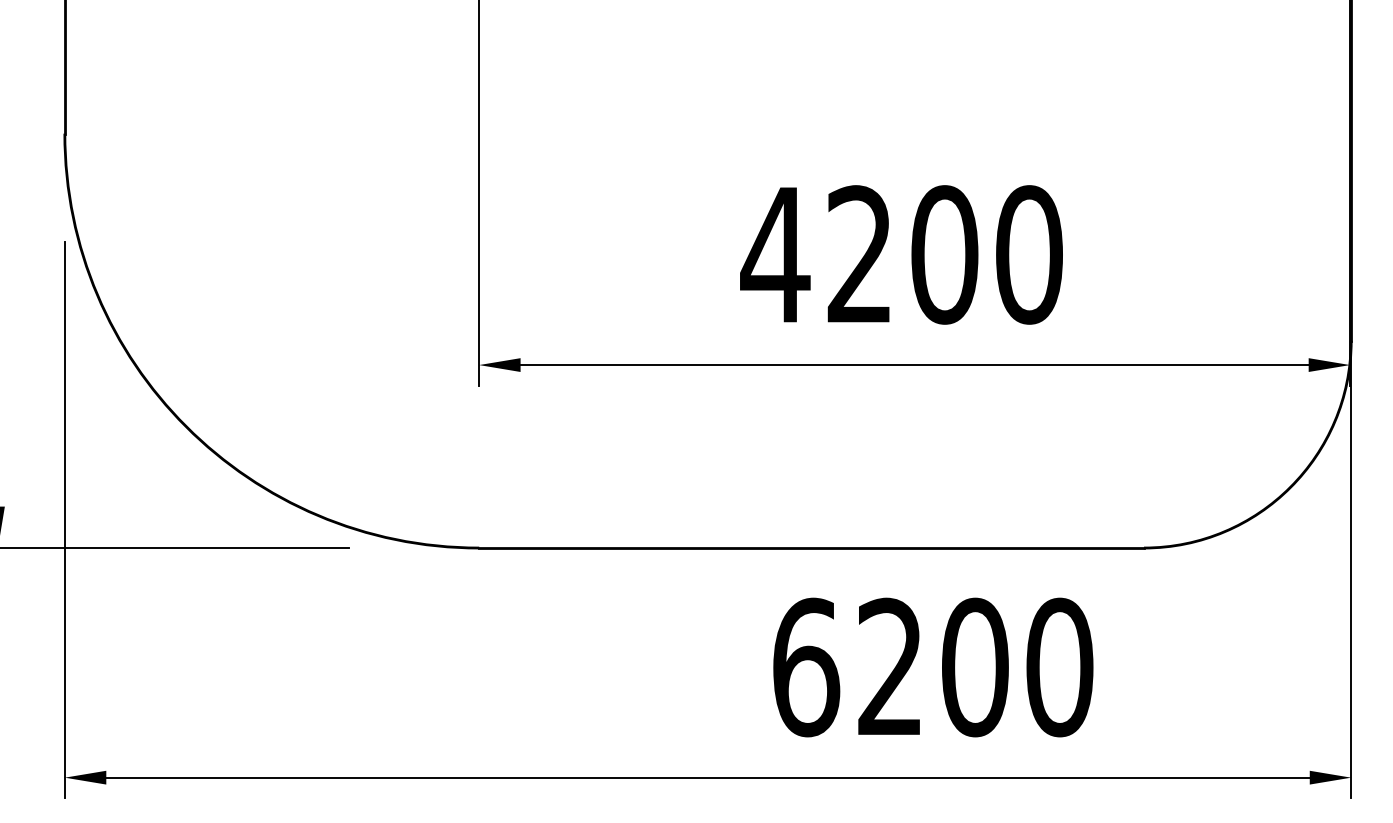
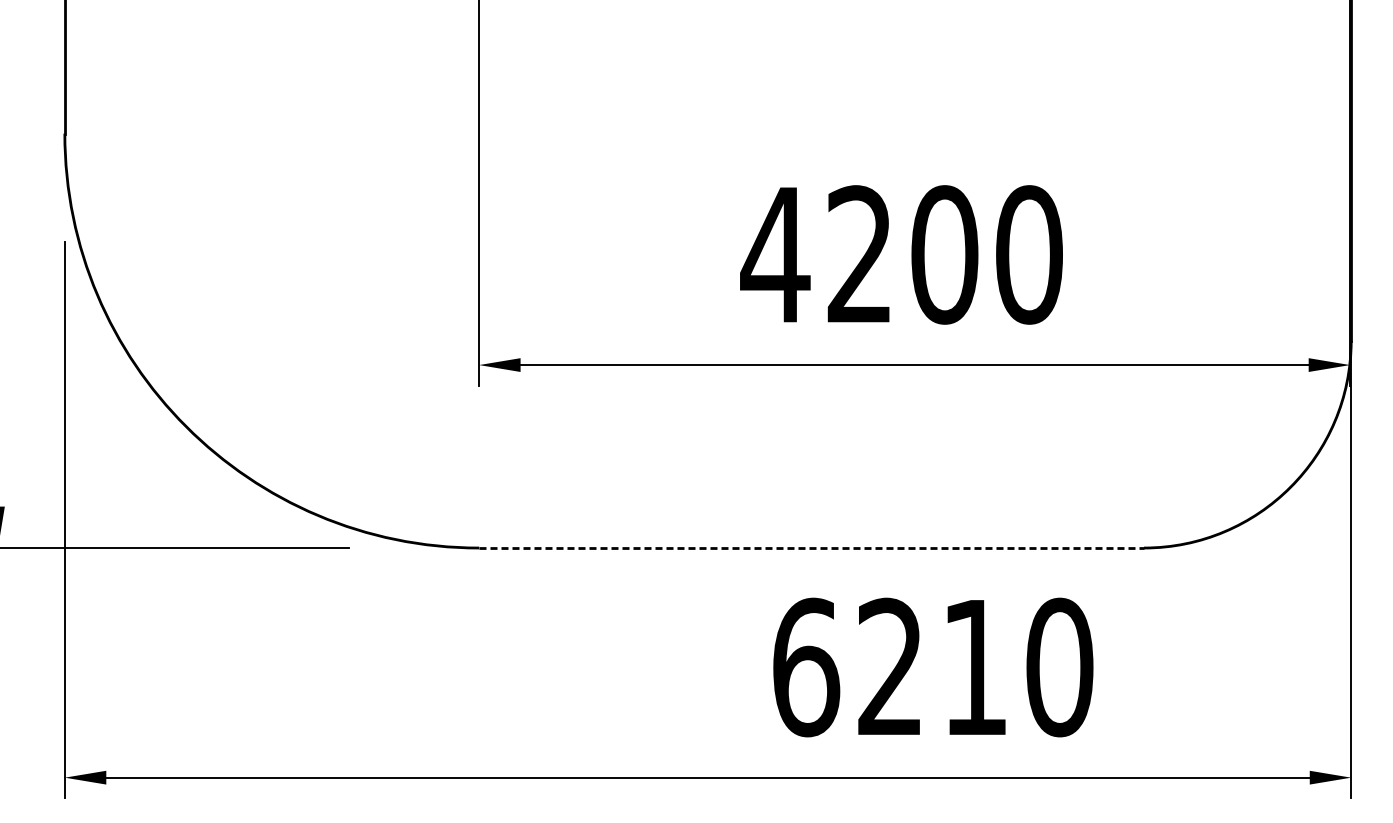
line: solid -> dashed (812, 548)
text: 6200 -> 6210 (975, 667)
